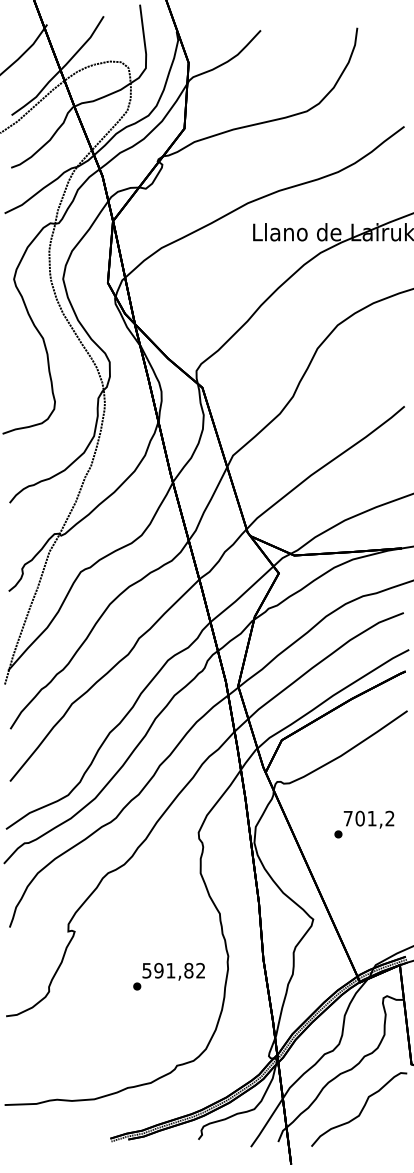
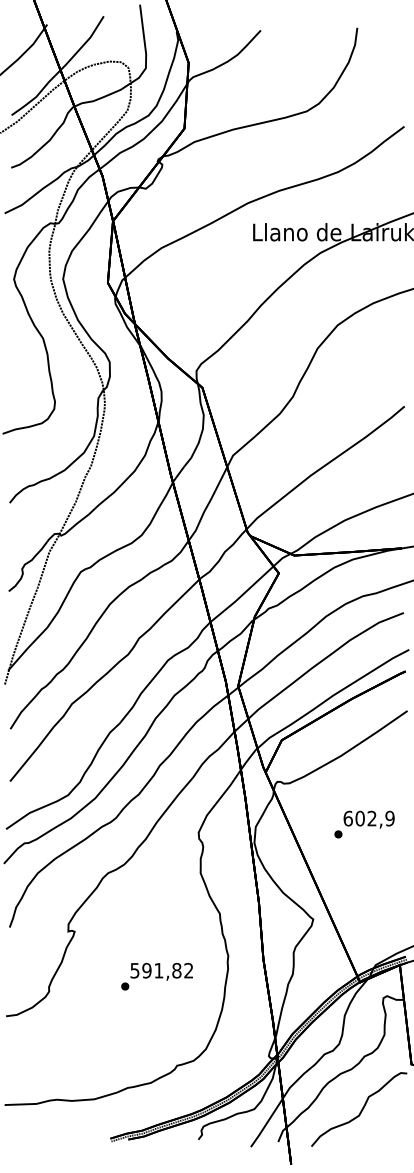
text: 701,2 -> 602,9 (368, 818)
text position: (168, 976) -> (156, 976) (156, 976)
